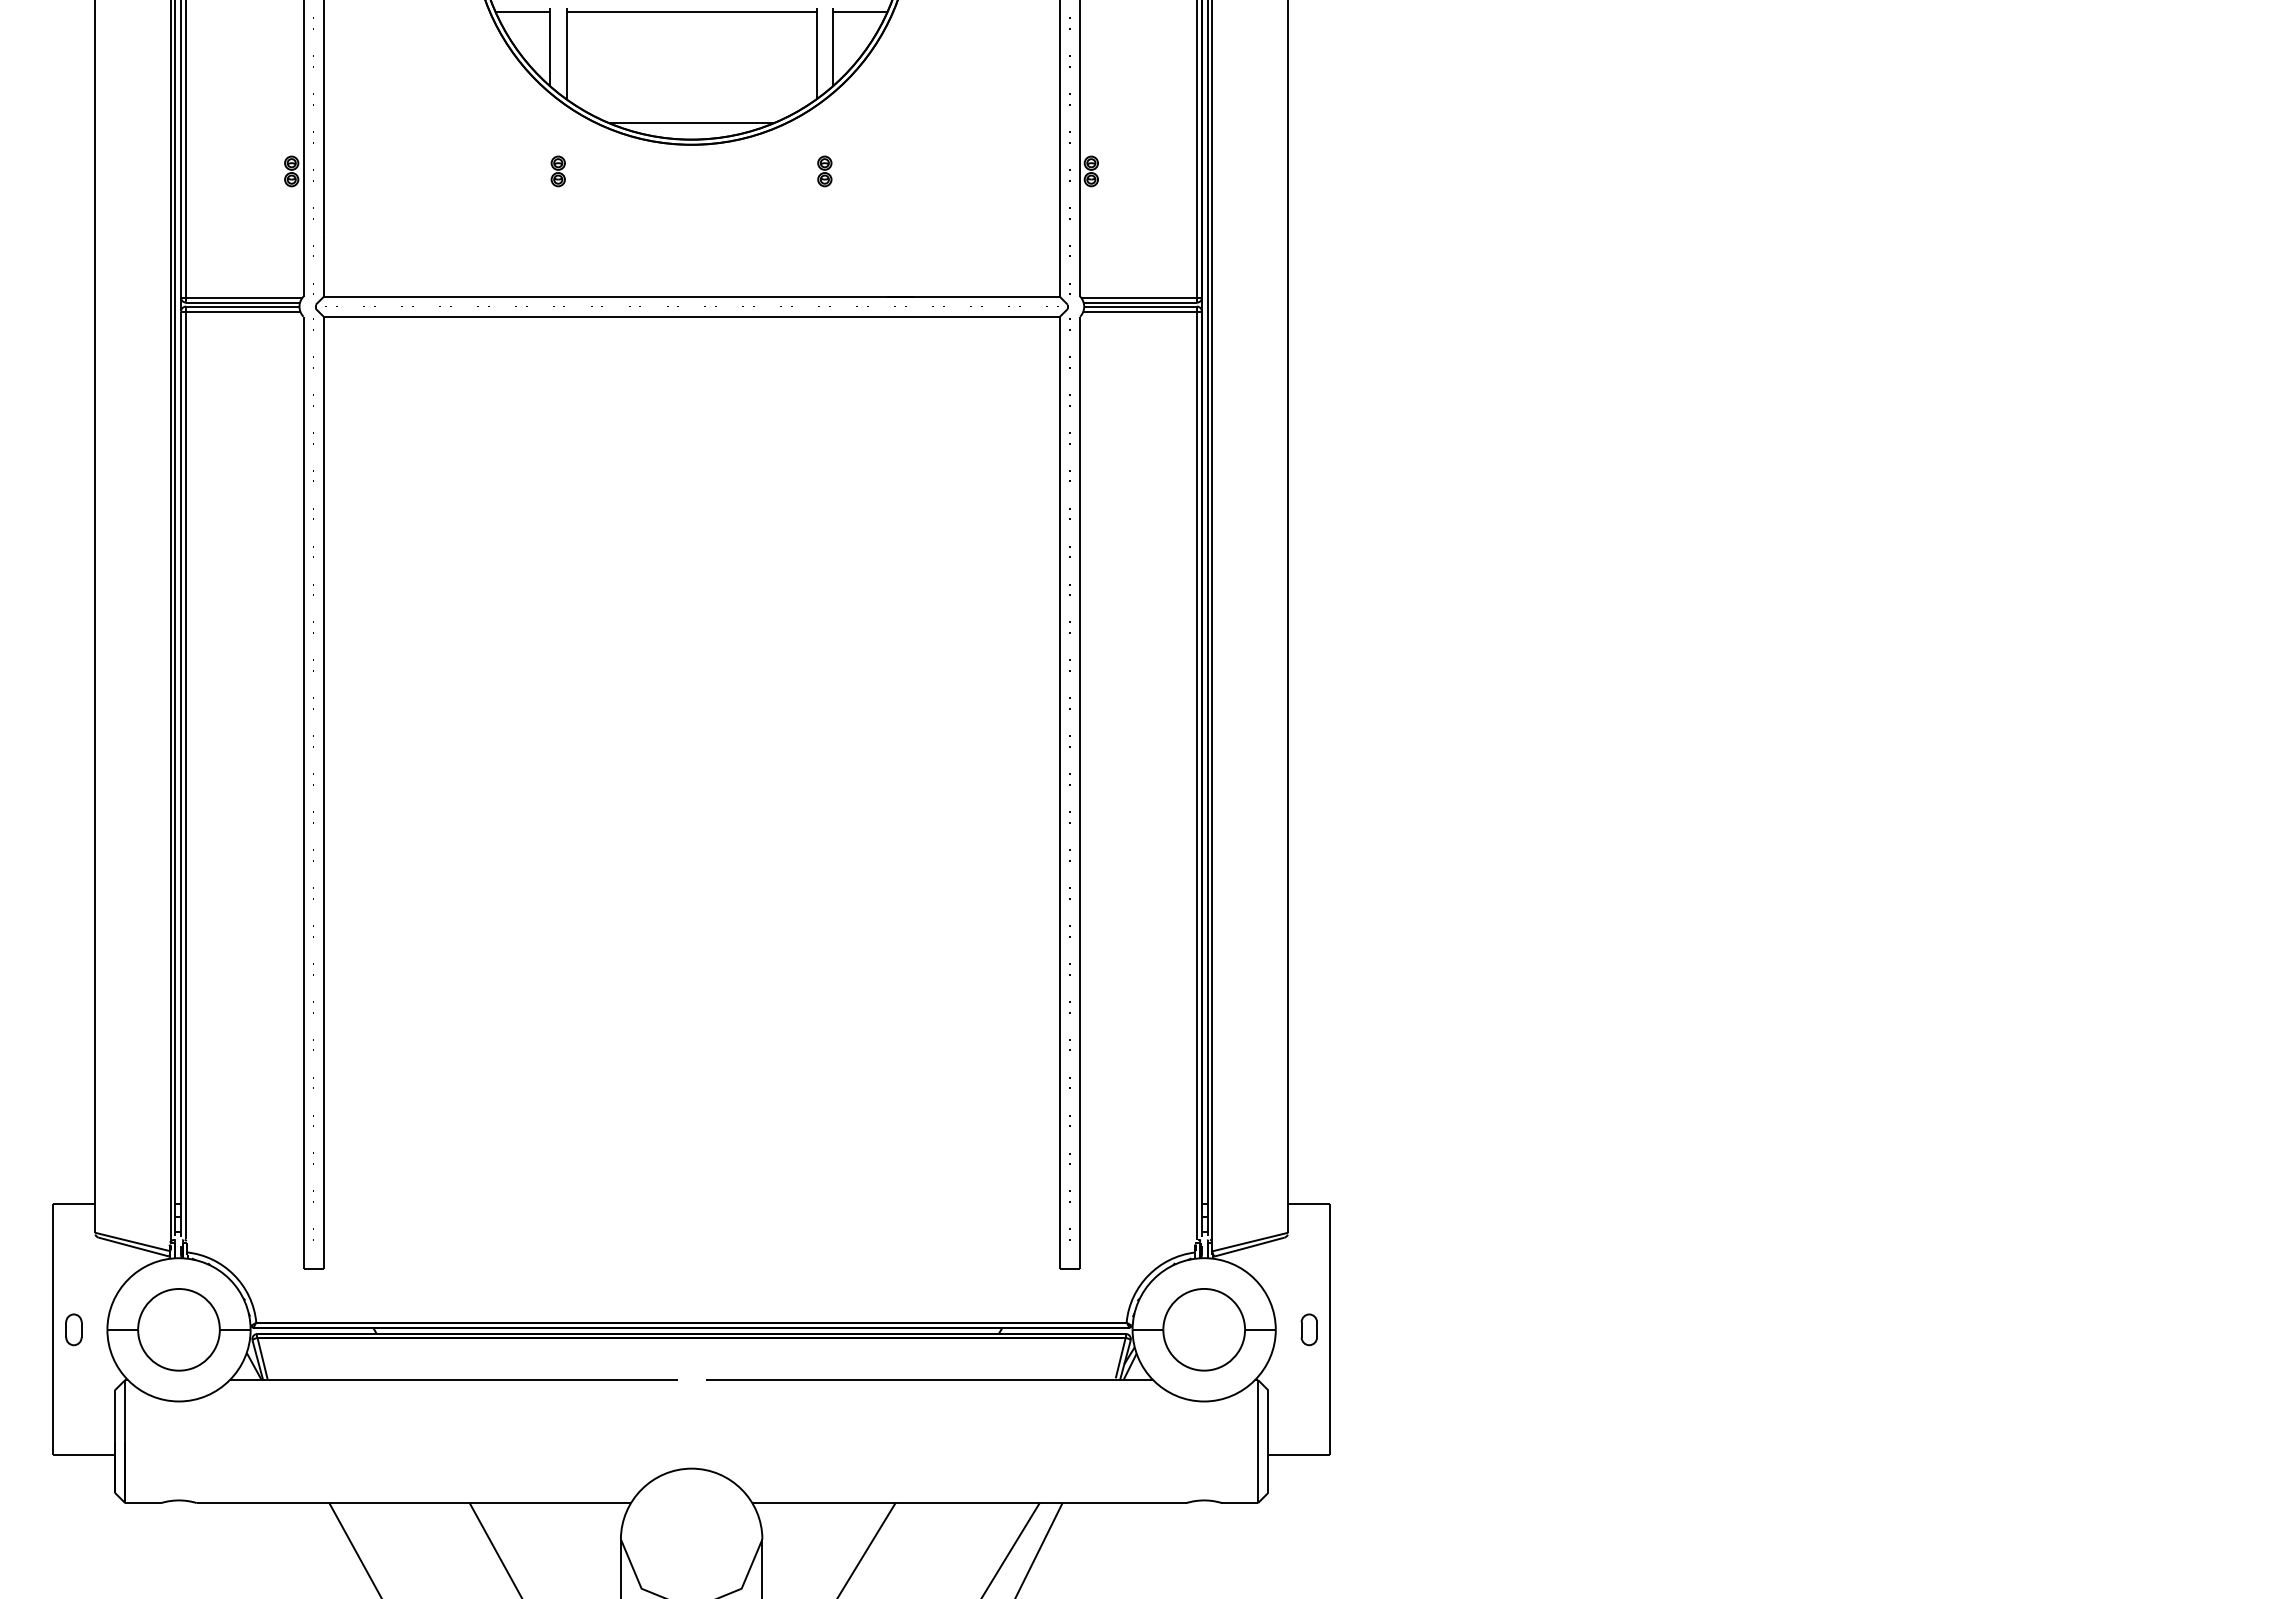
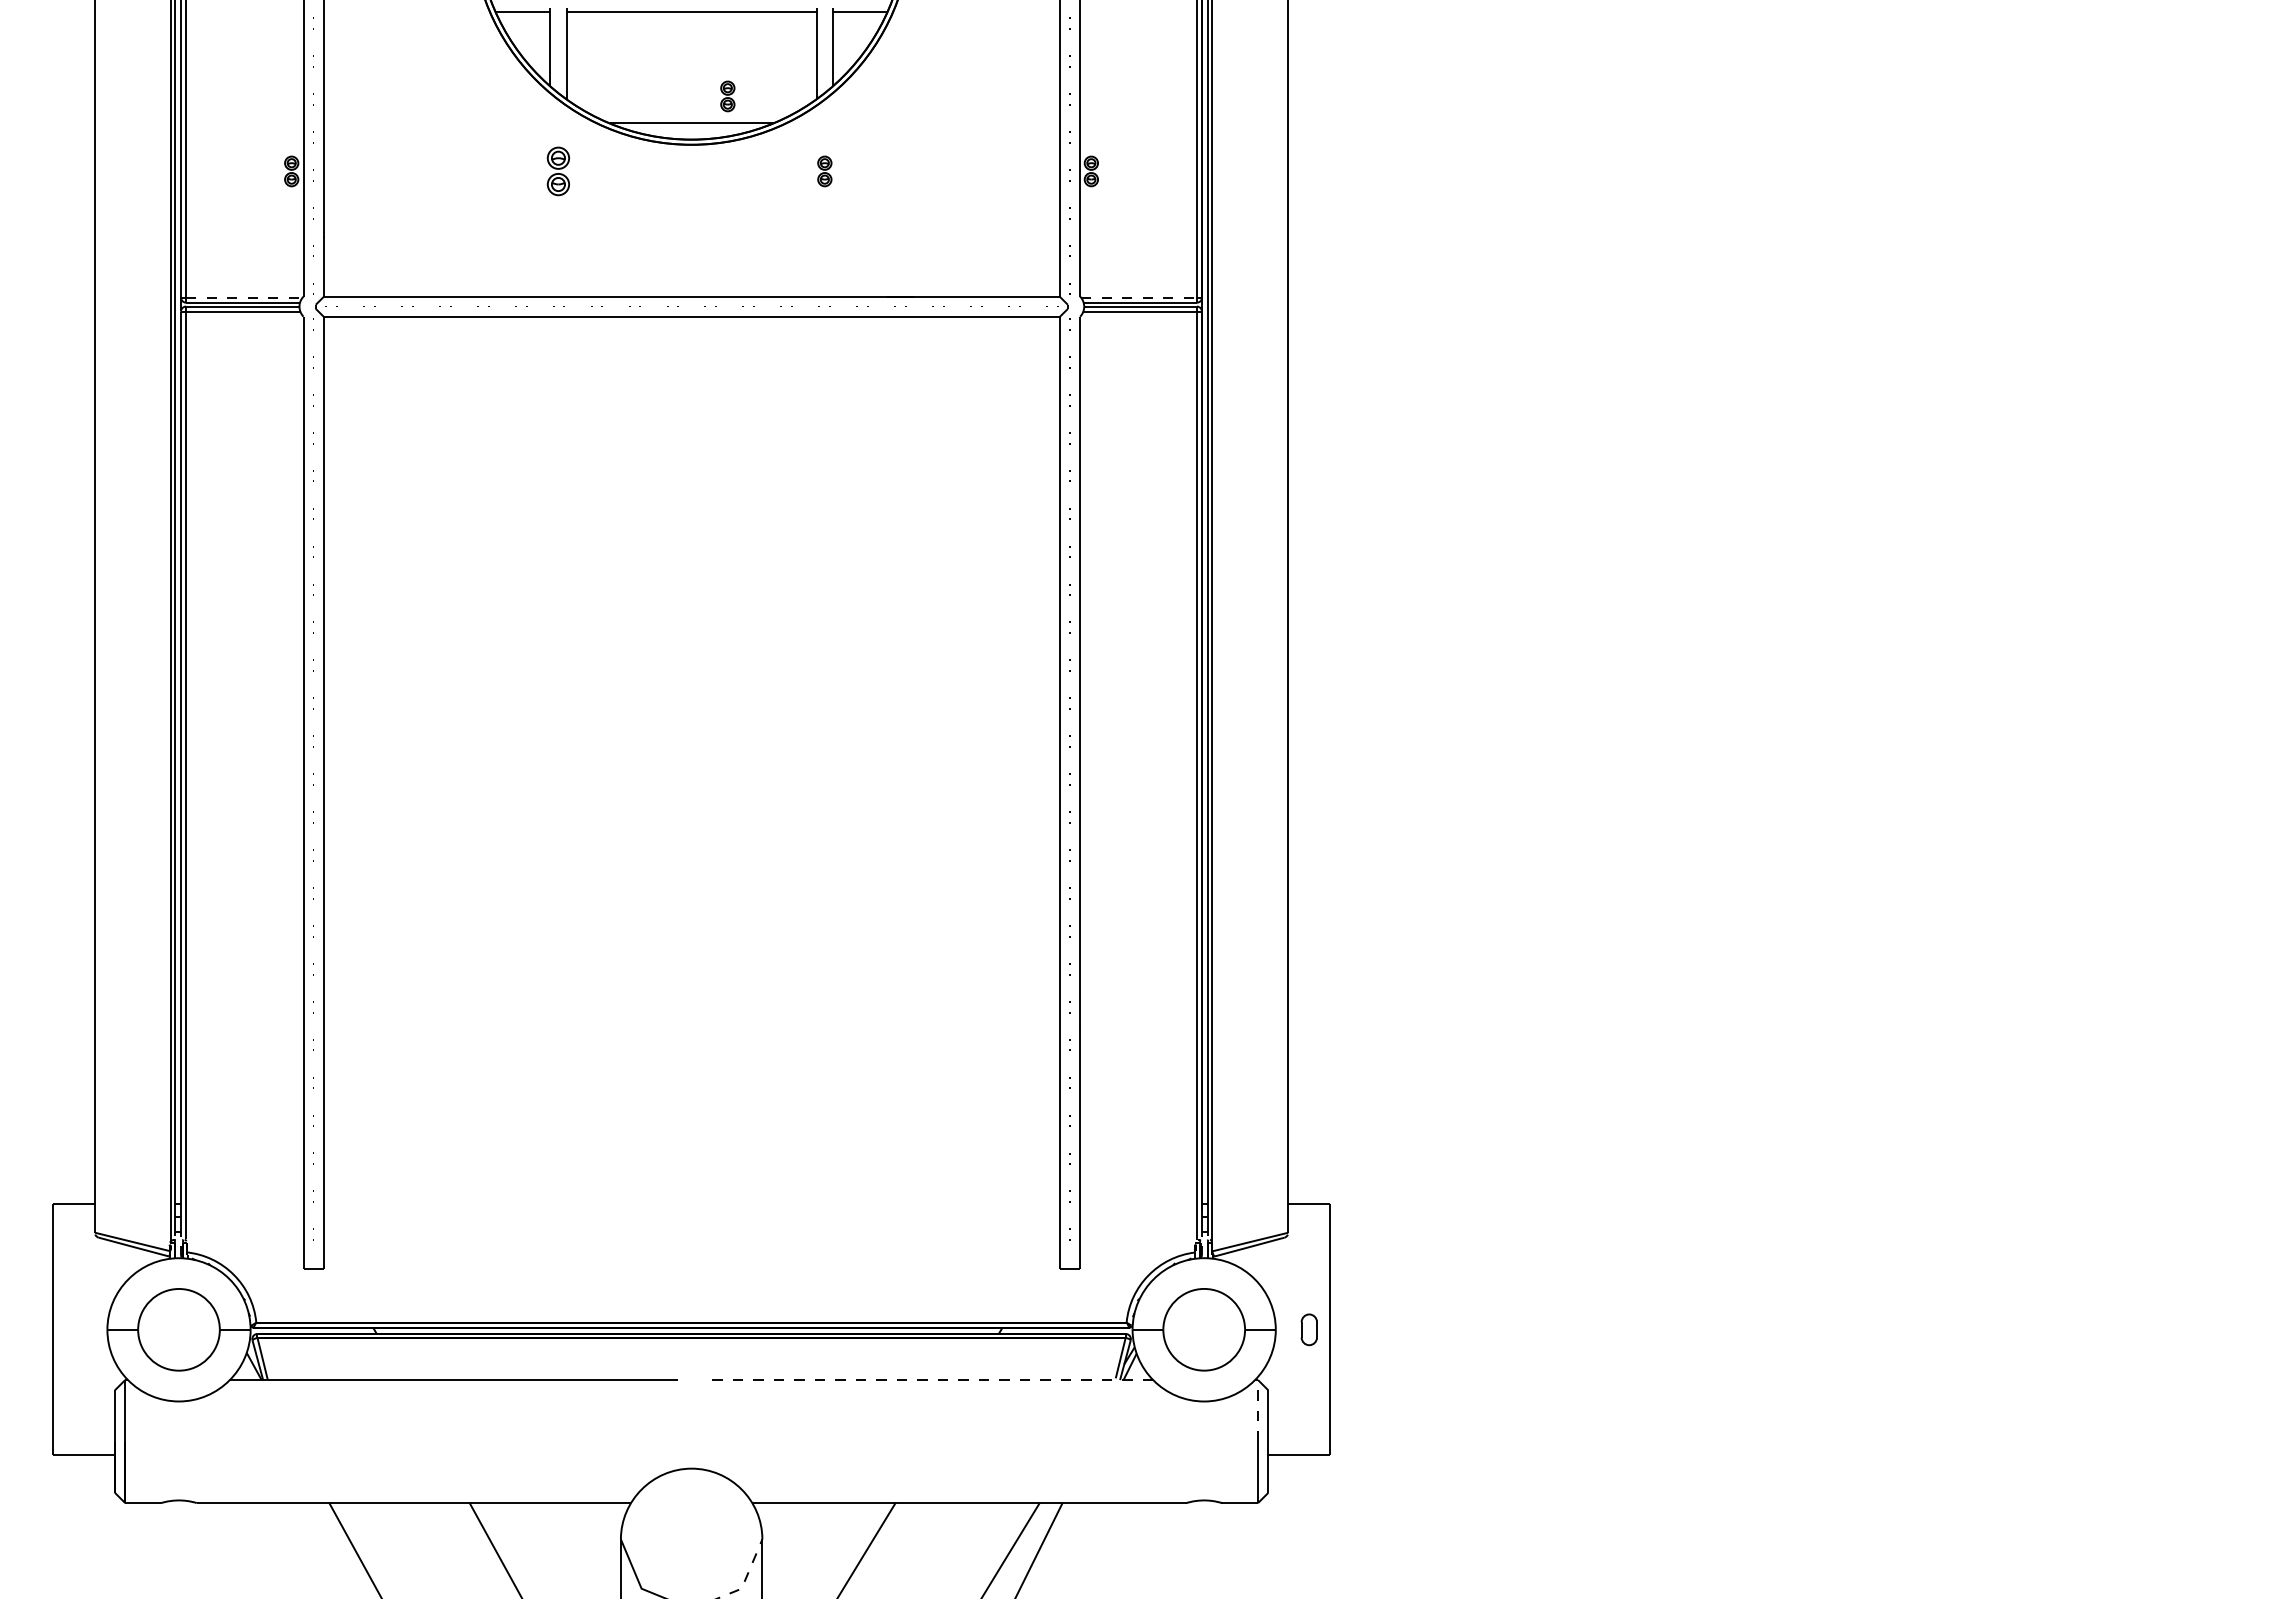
part: none -> present (727, 96)
part size: 16x33 px -> 24x51 px (557, 171)
line: solid -> dashed (244, 297)
line: solid -> dashed (1139, 297)
part: present -> none (73, 1329)
line: solid -> dashed (929, 1380)
line: solid -> dashed (1258, 1409)
line: solid -> dashed (746, 1576)
